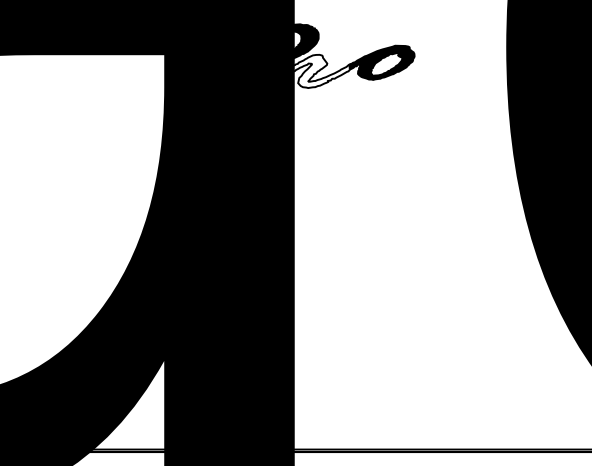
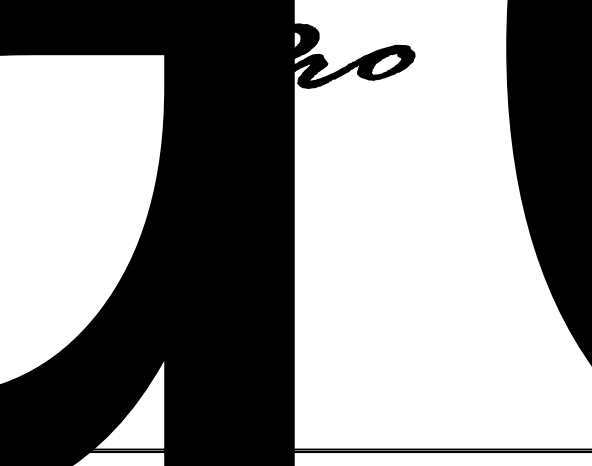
fill: none -> present (313, 71)
